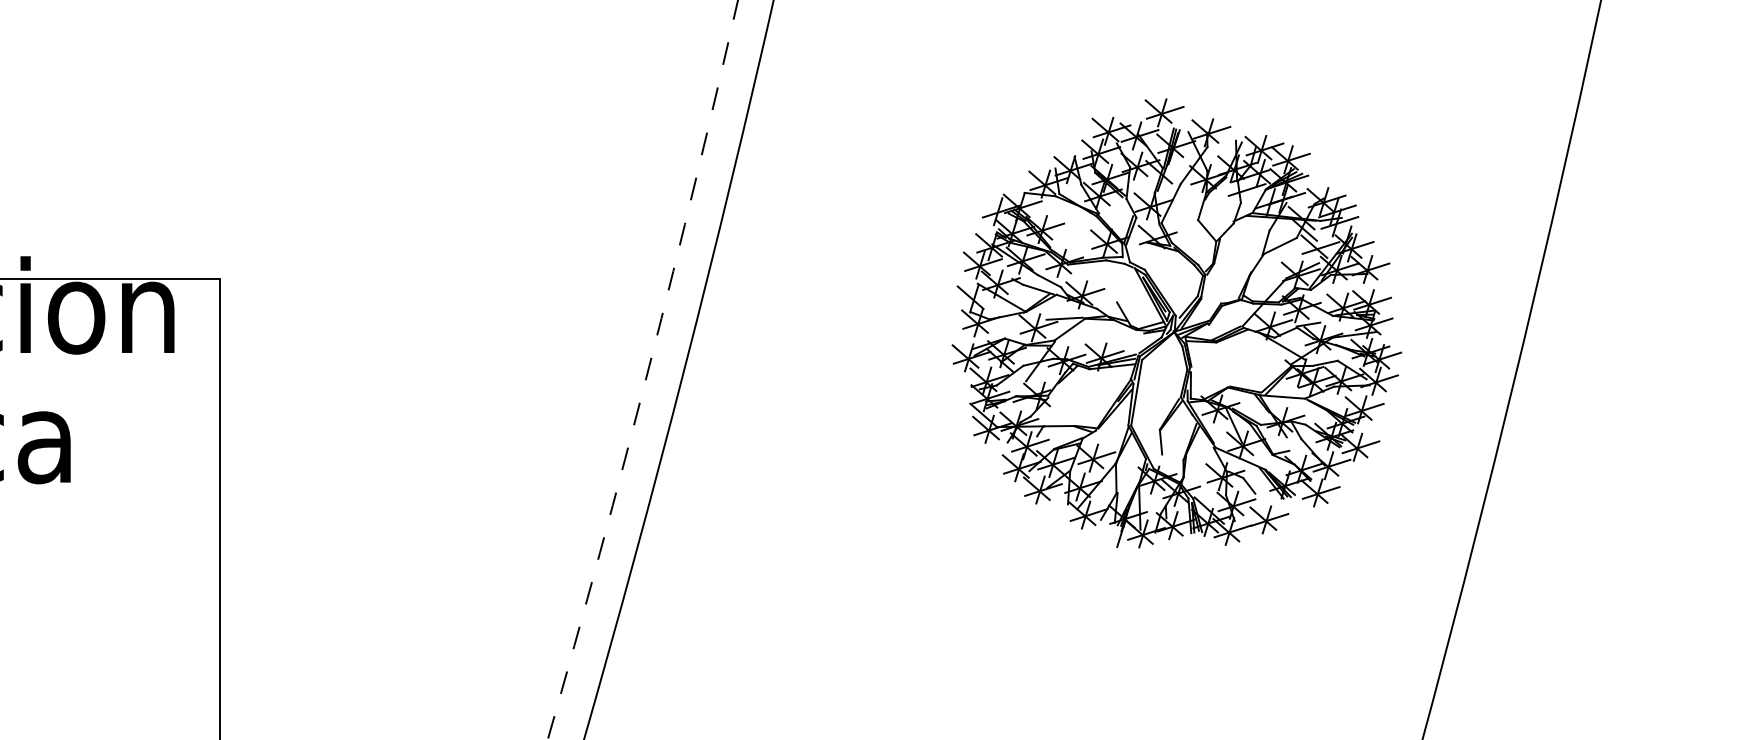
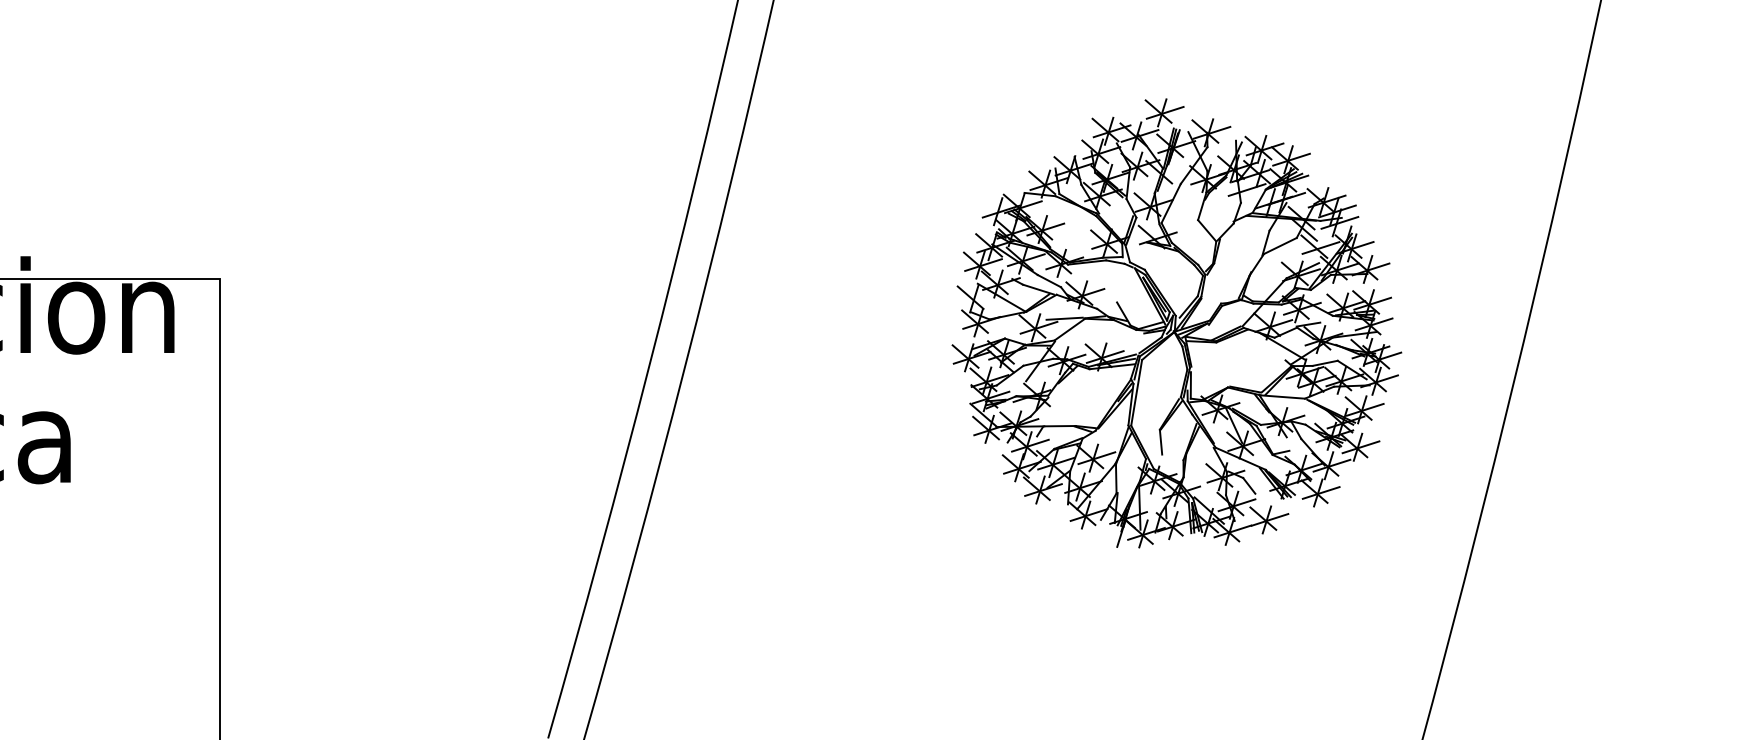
arc: dashed -> solid (648, 370)
